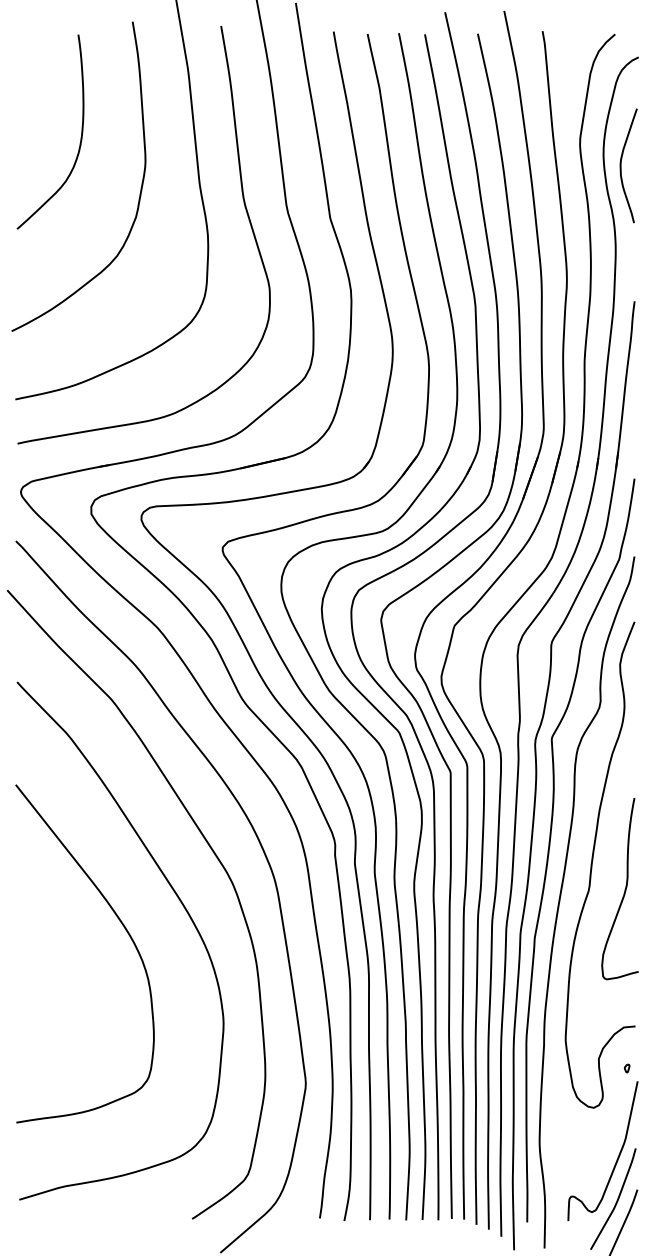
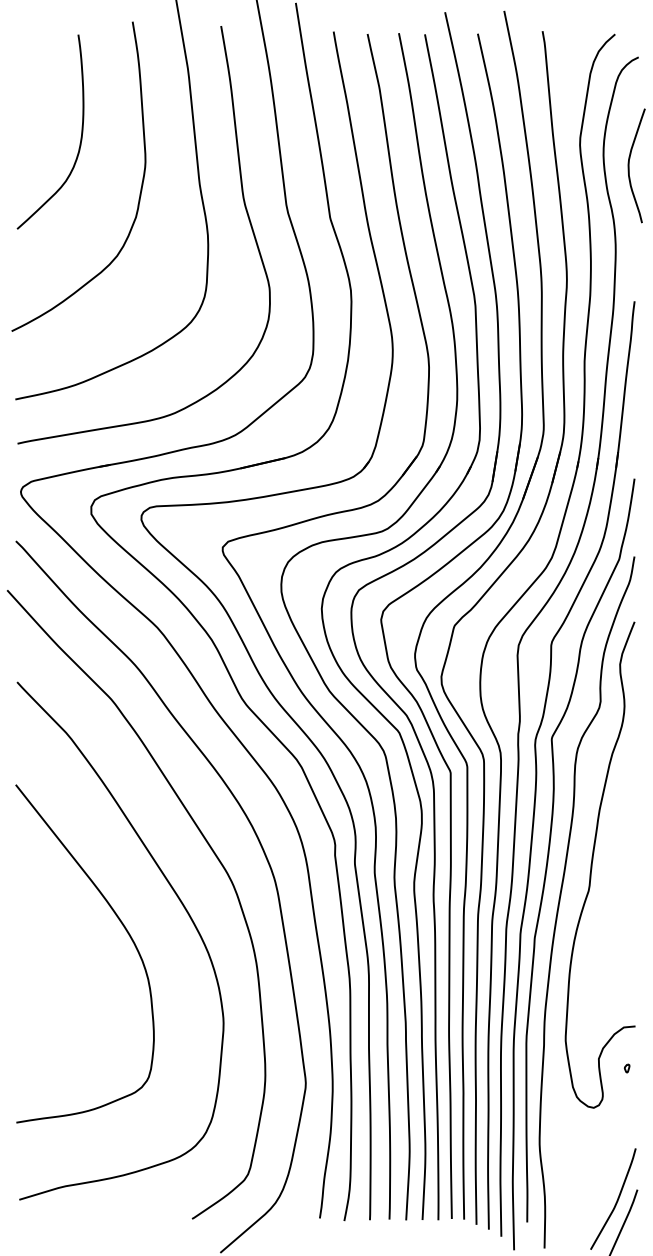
curve position: (621, 165) -> (629, 165) (629, 165)
curve: present -> none (624, 889)
curve: present -> none (616, 1159)
